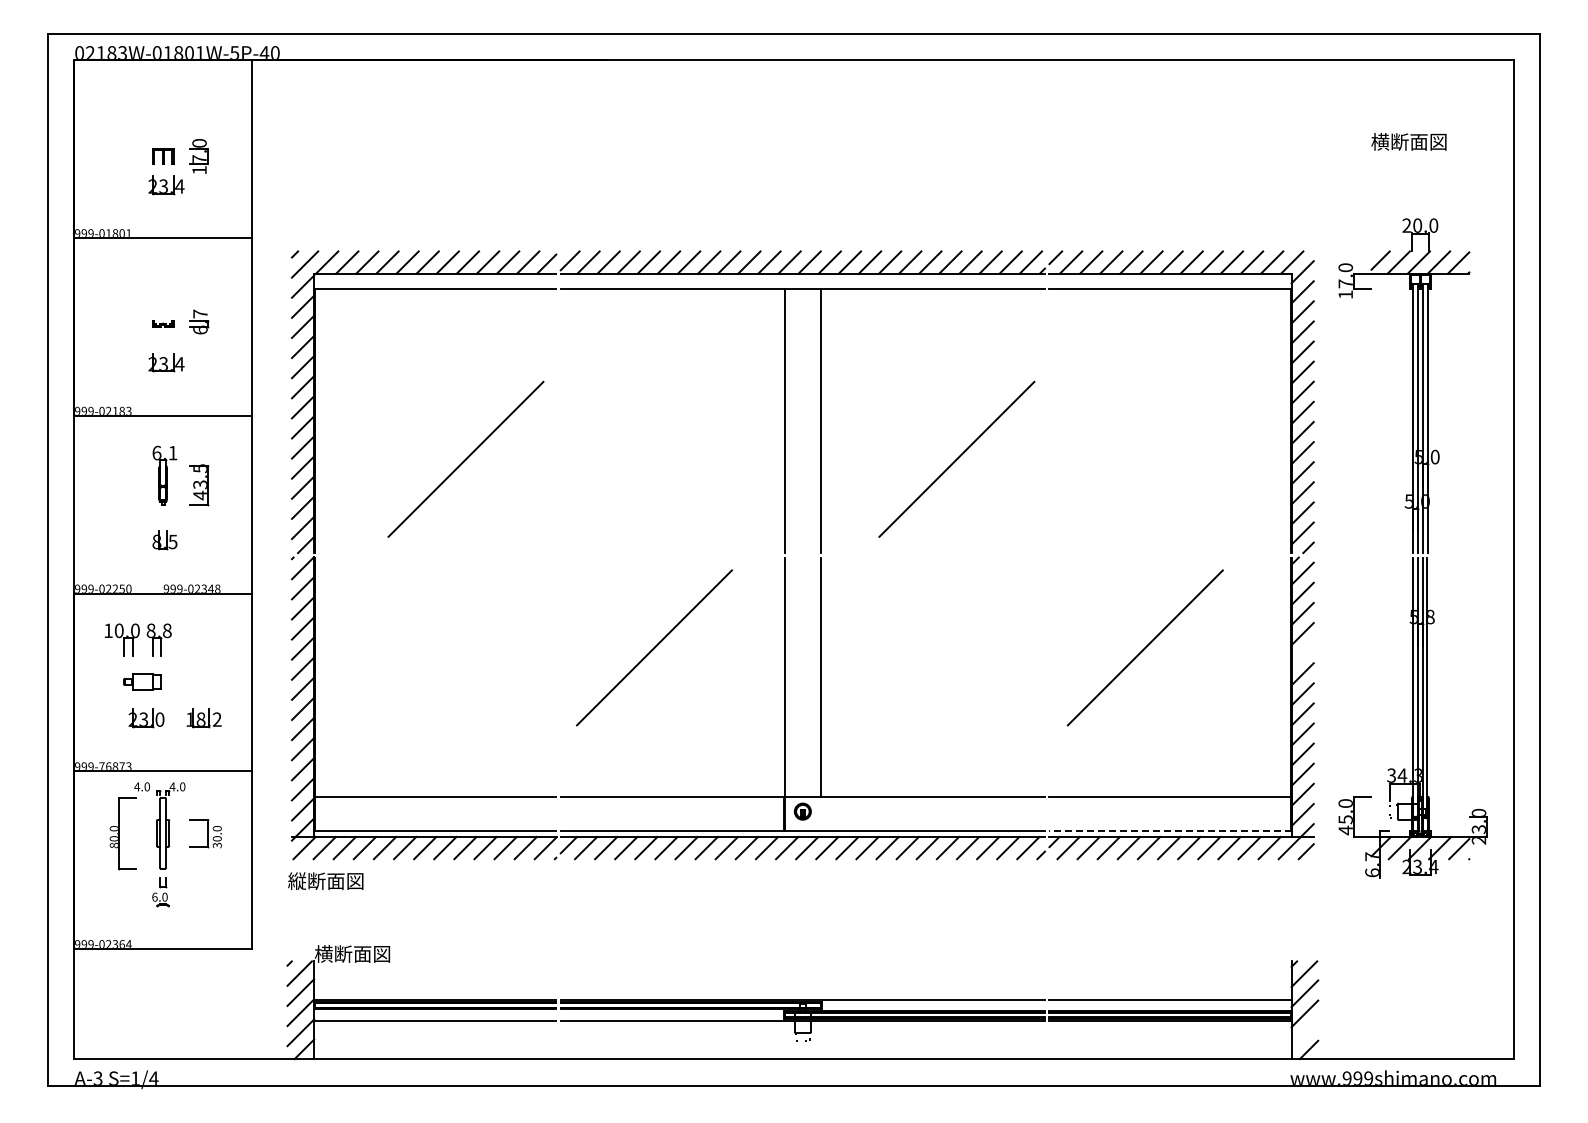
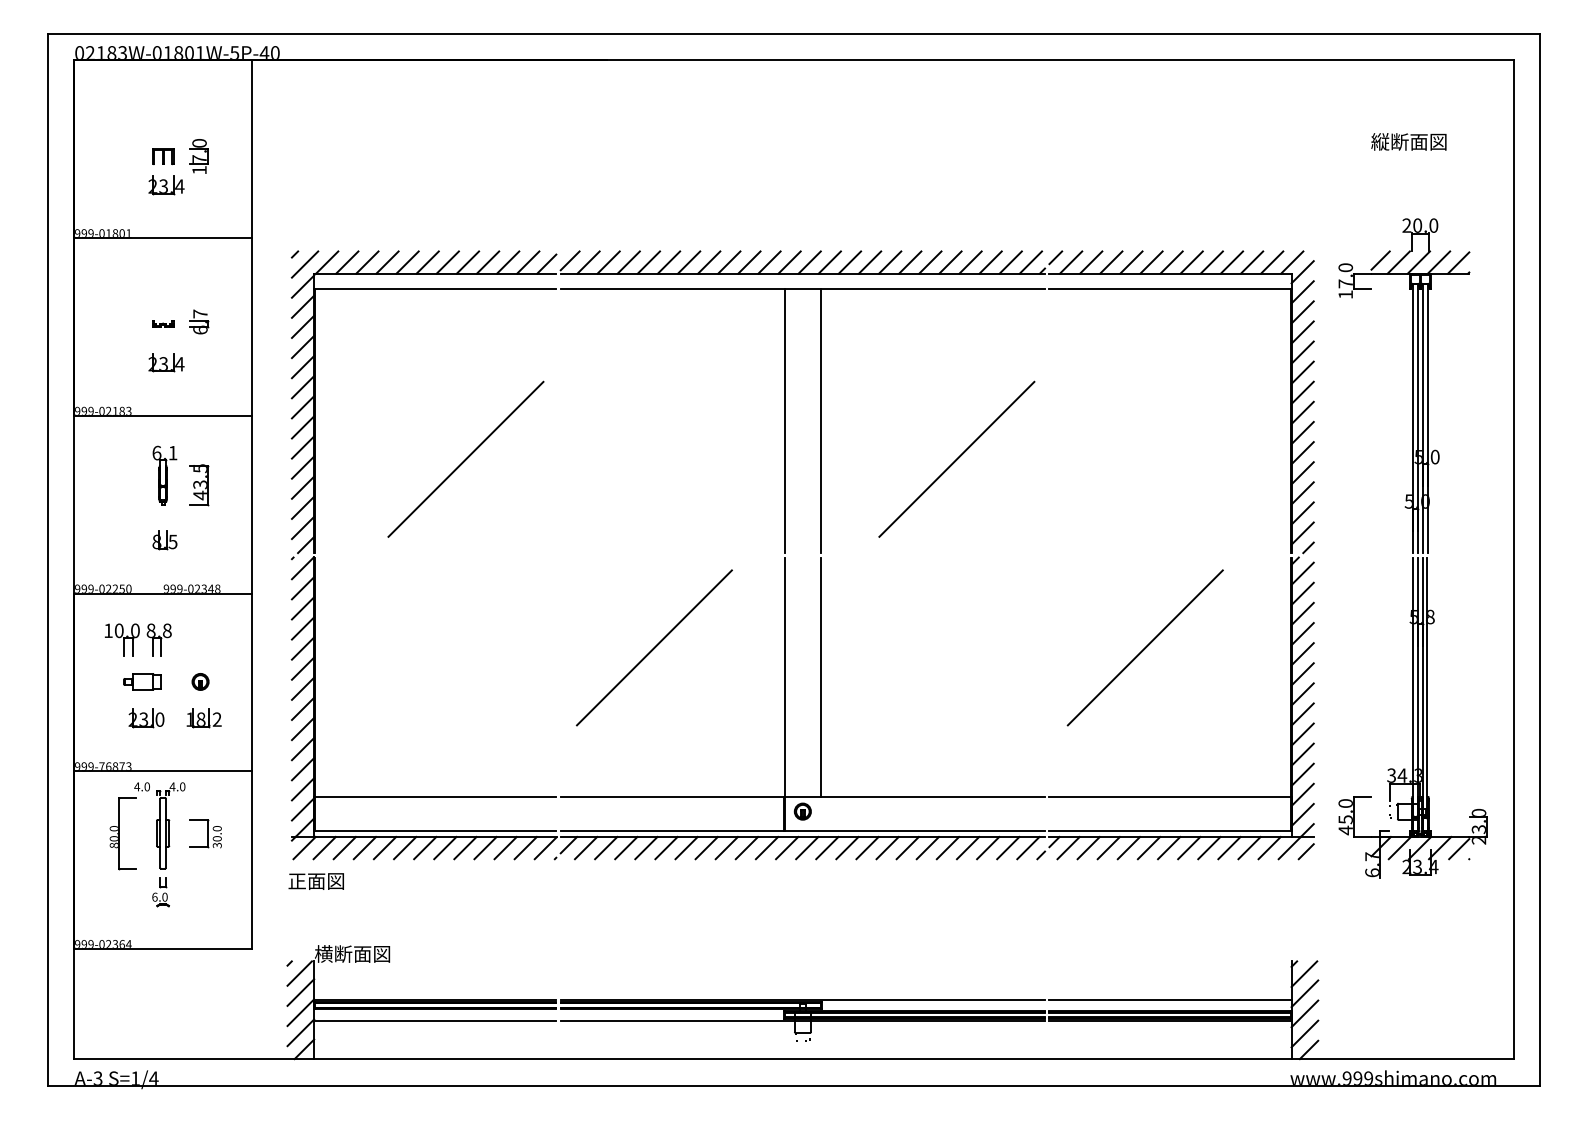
text: 横断面図 -> 縦断面図 (1380, 141)
line: none -> present (1302, 654)
part: none -> present (200, 681)
line: dashed -> solid (1170, 831)
text: 縦断面図 -> 正面図 (325, 880)
line: none -> present (1304, 1033)
